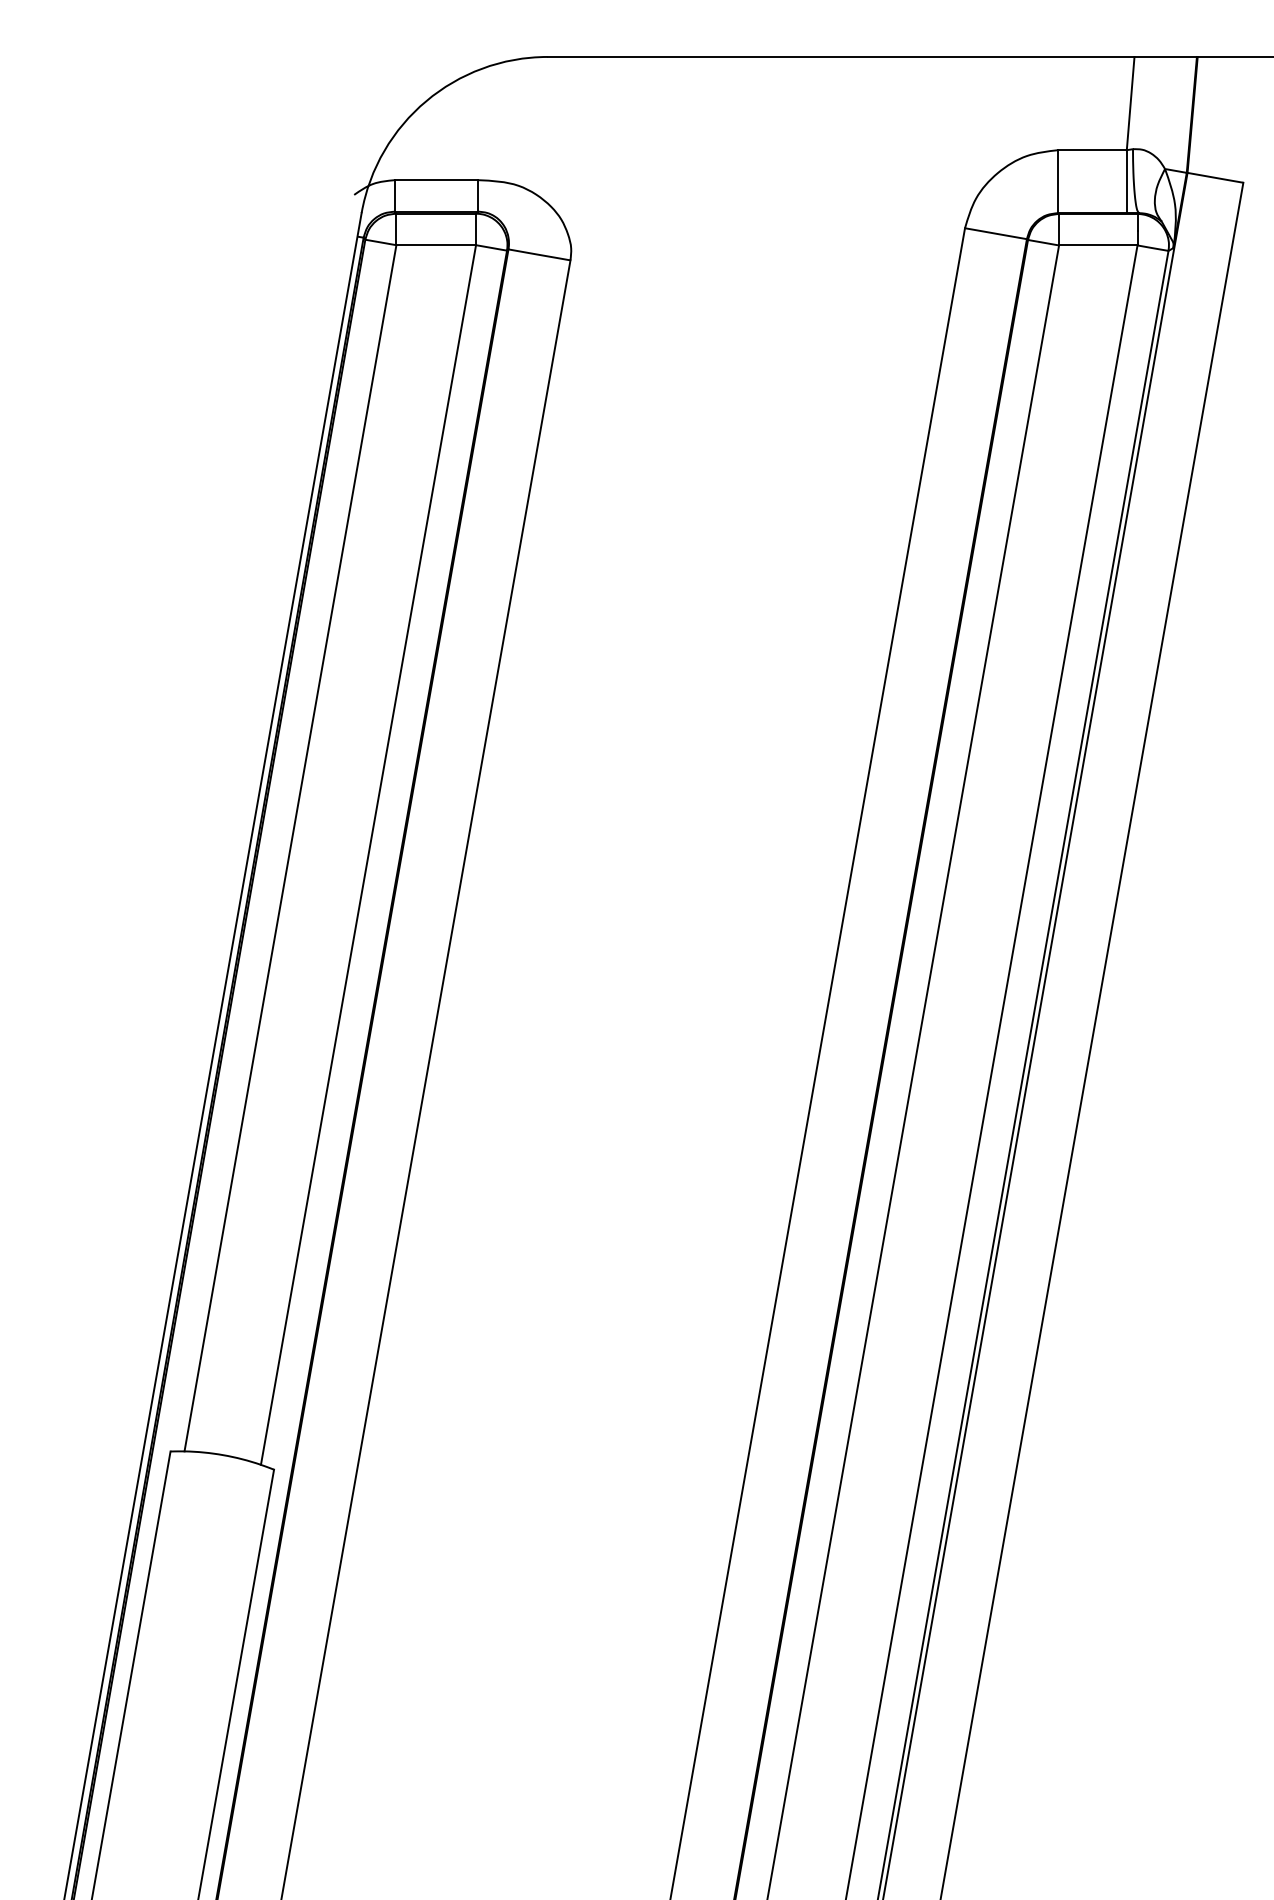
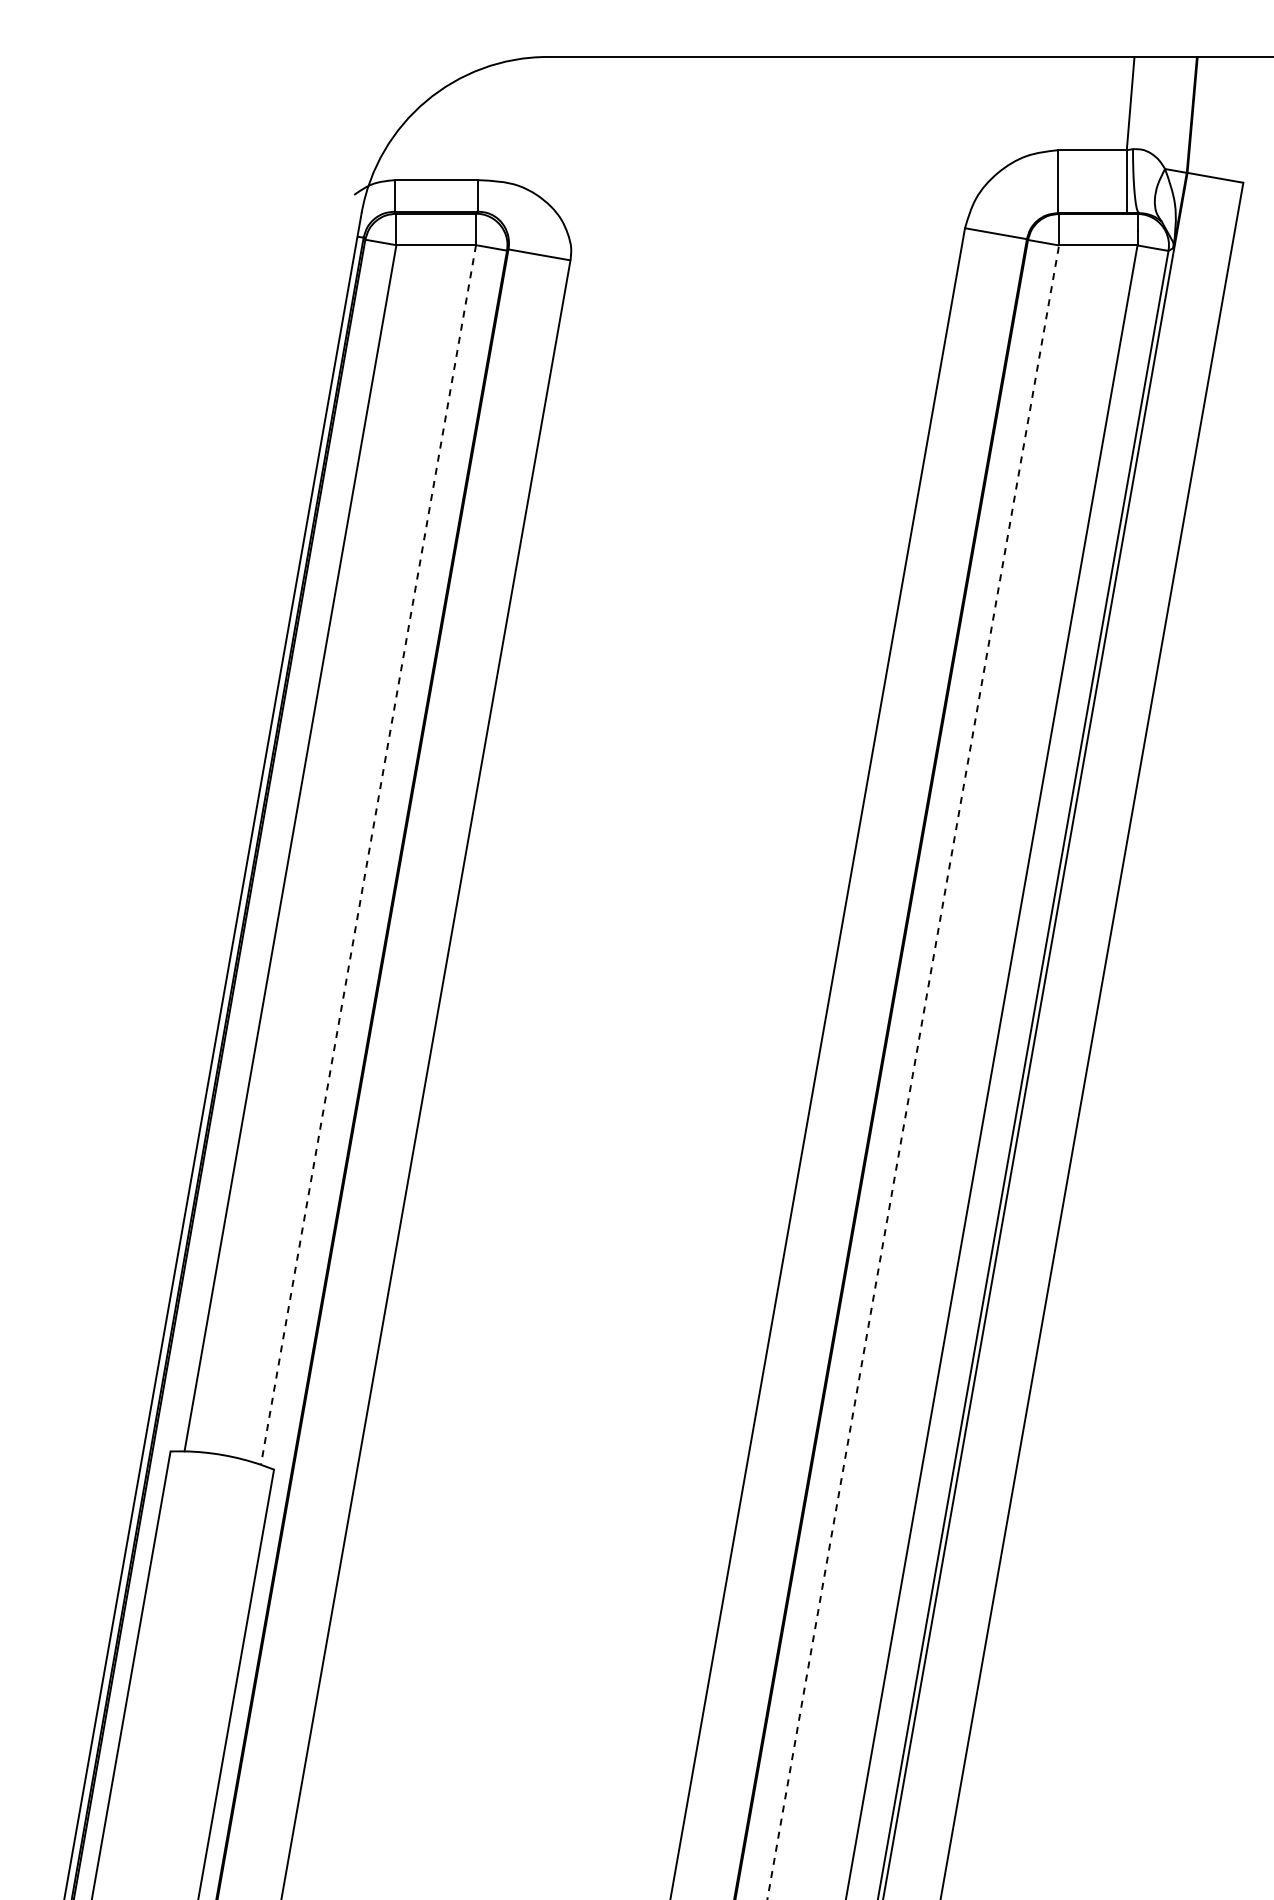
line: solid -> dashed (368, 855)
line: solid -> dashed (913, 1072)
